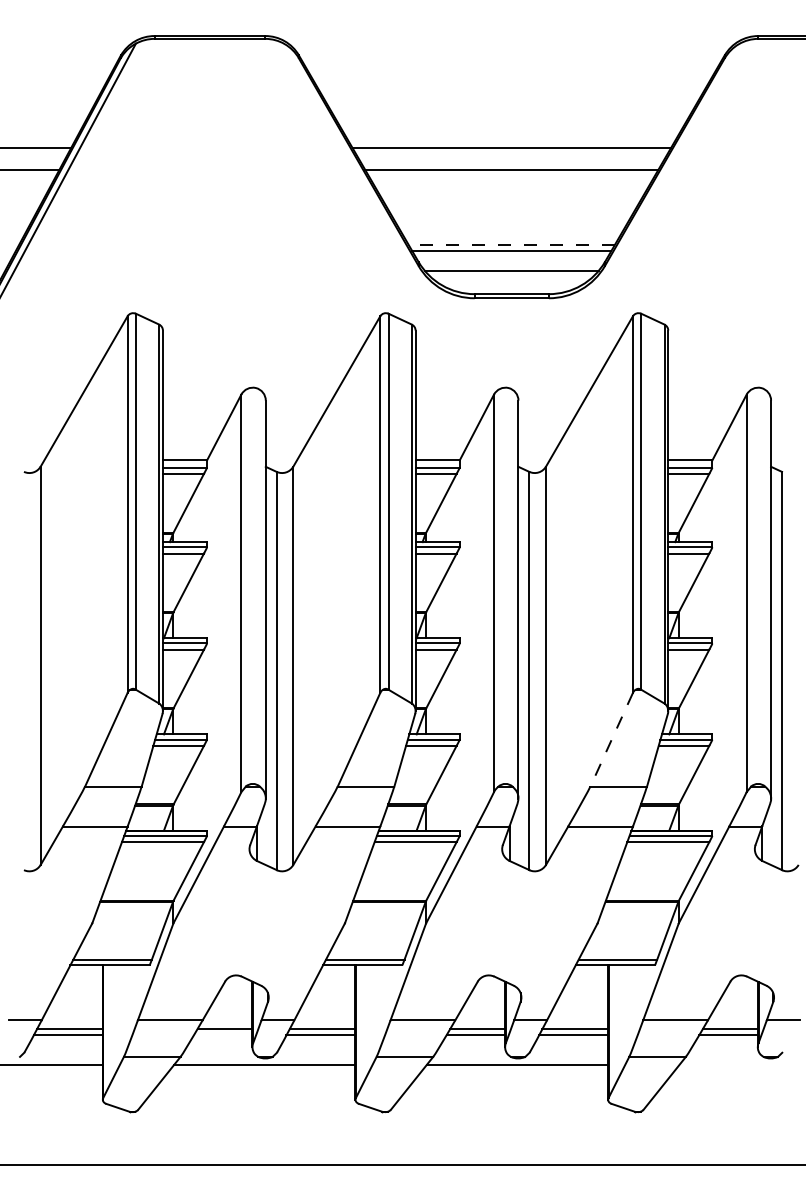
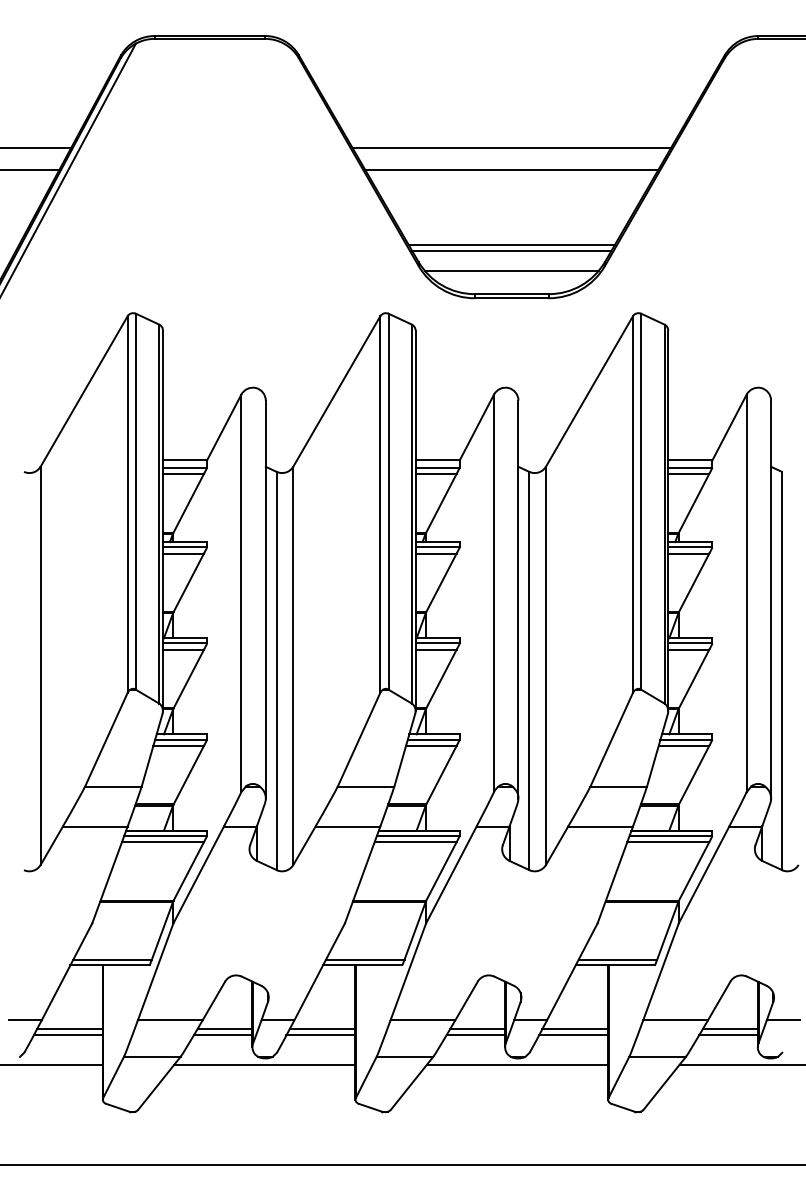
line: dashed -> solid (511, 245)
line: dashed -> solid (611, 740)
line: none -> present (222, 1035)
line: none -> present (740, 1064)
